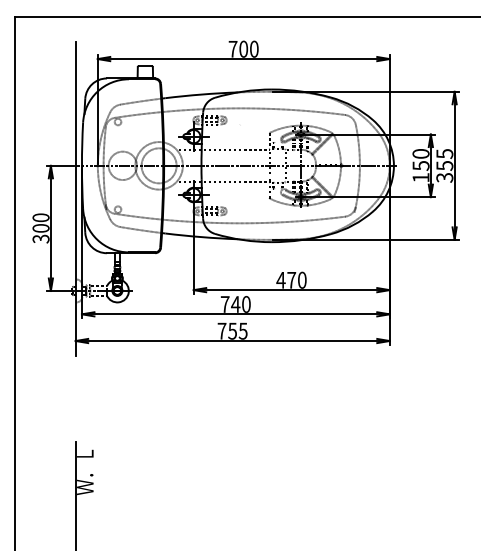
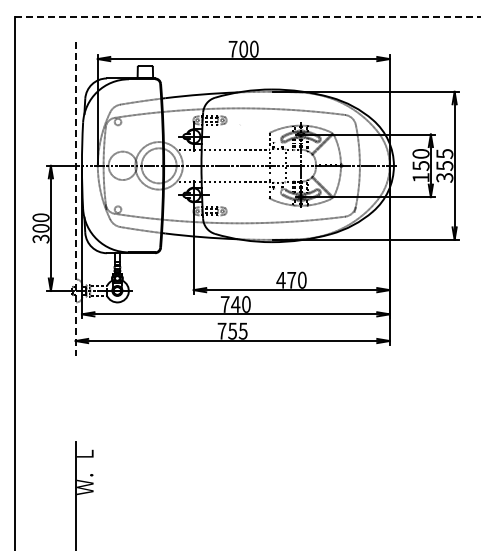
line: solid -> dashed (247, 16)
line: solid -> dashed (75, 199)
